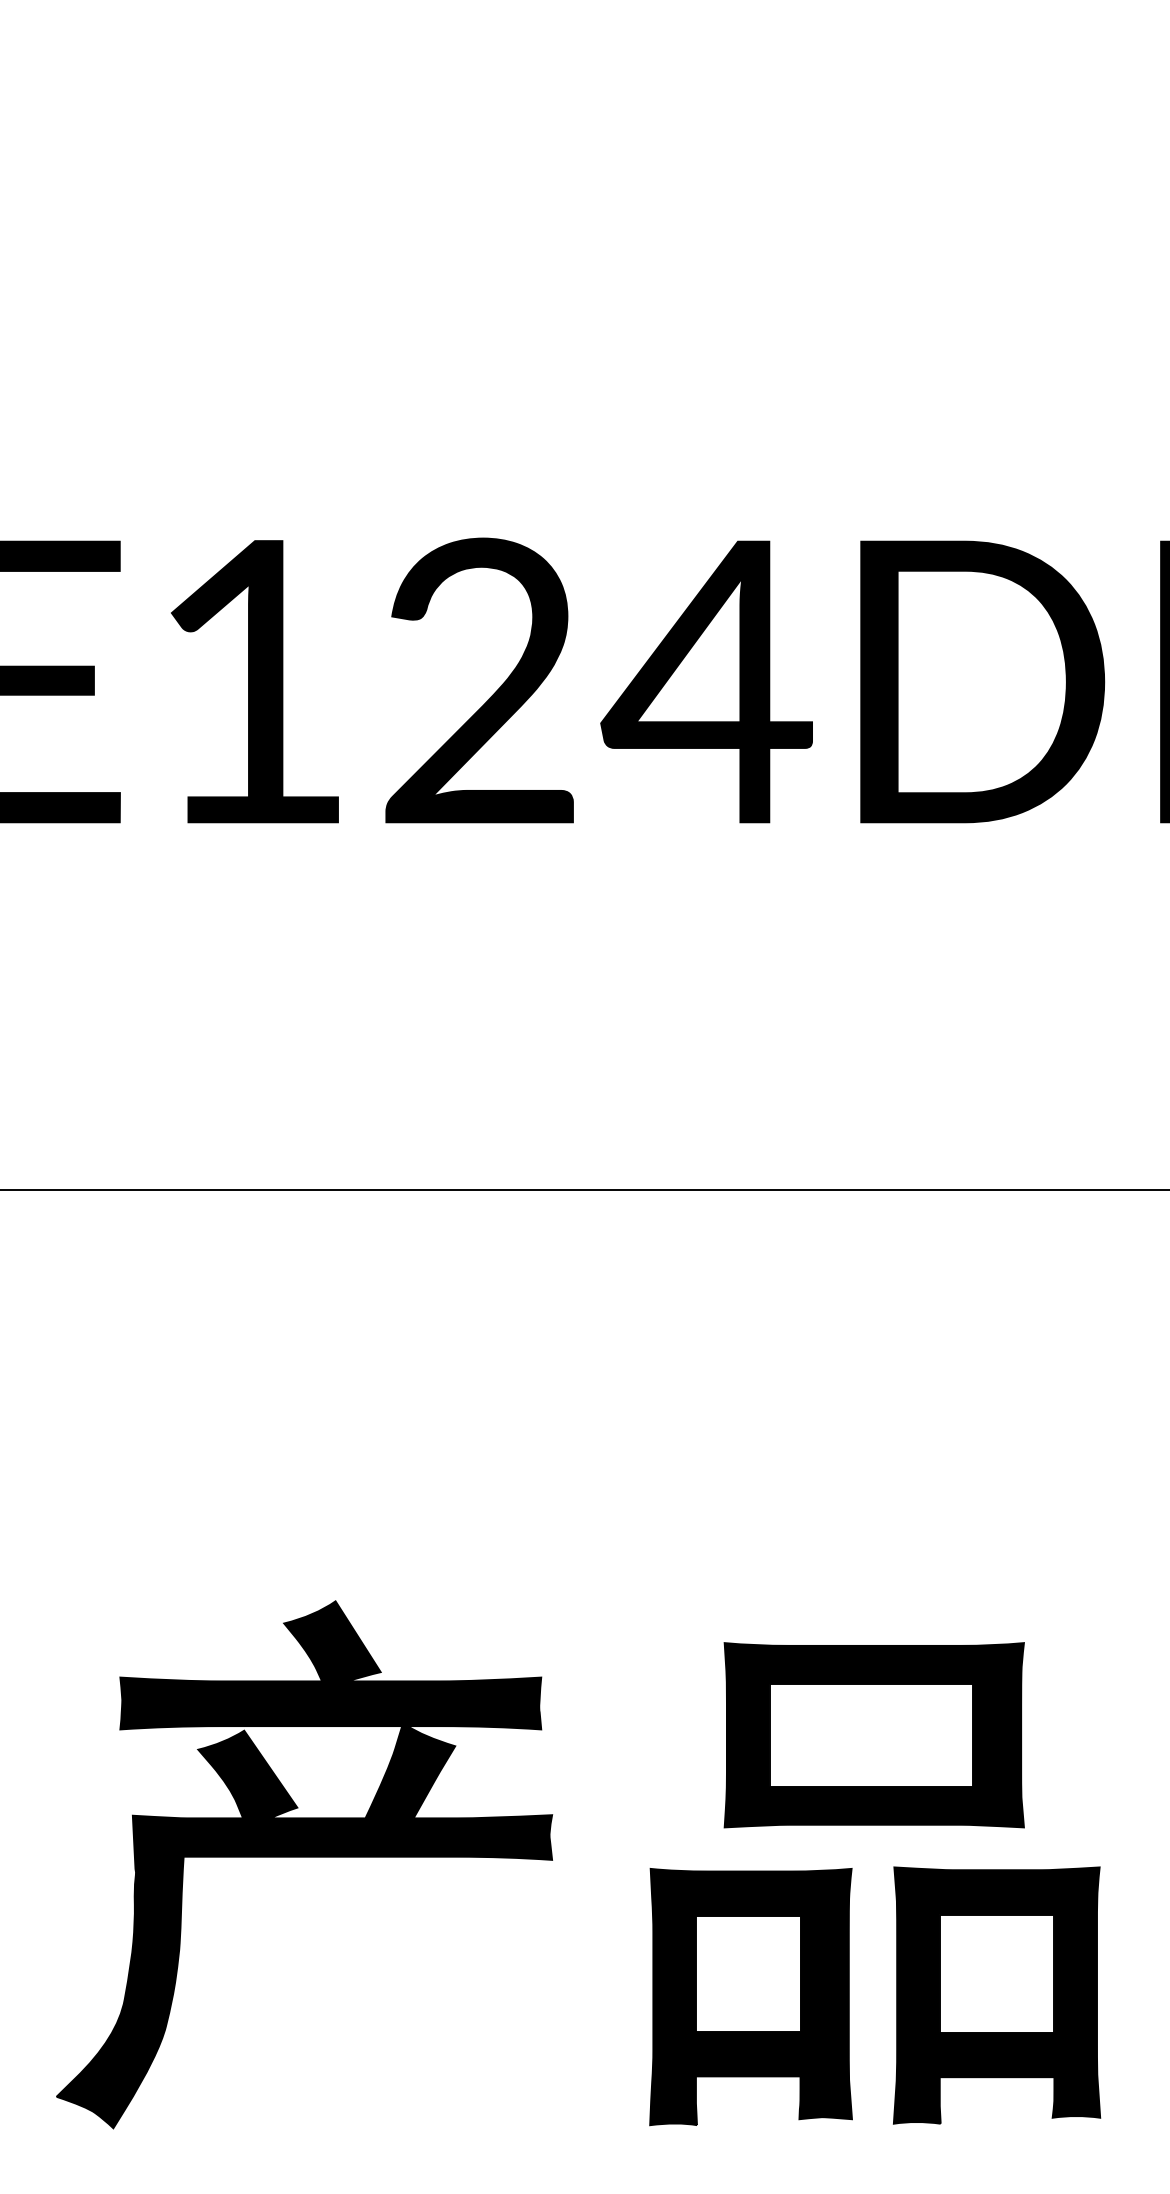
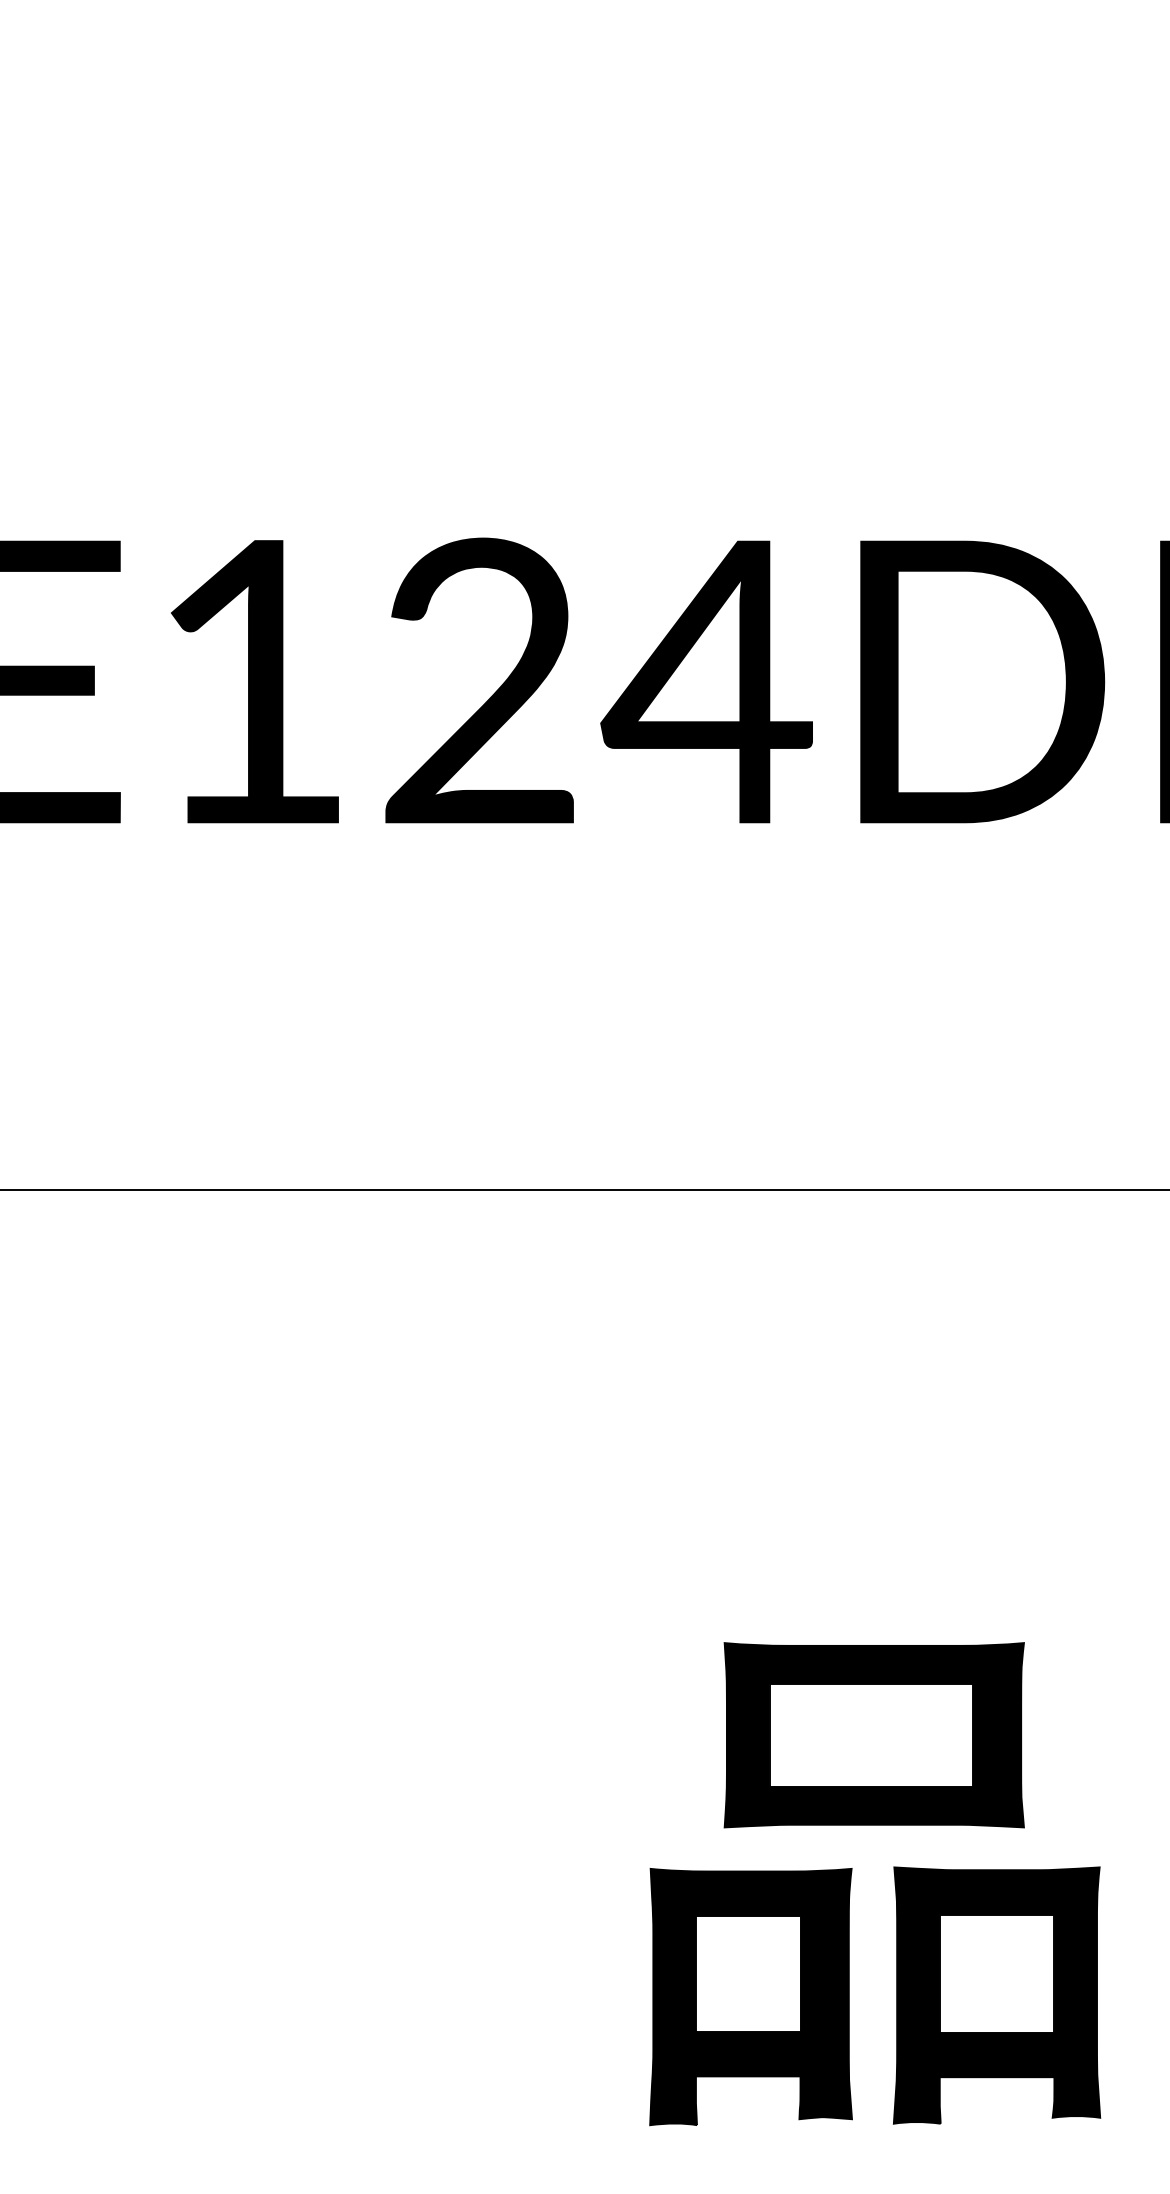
part: present -> none (304, 1857)
